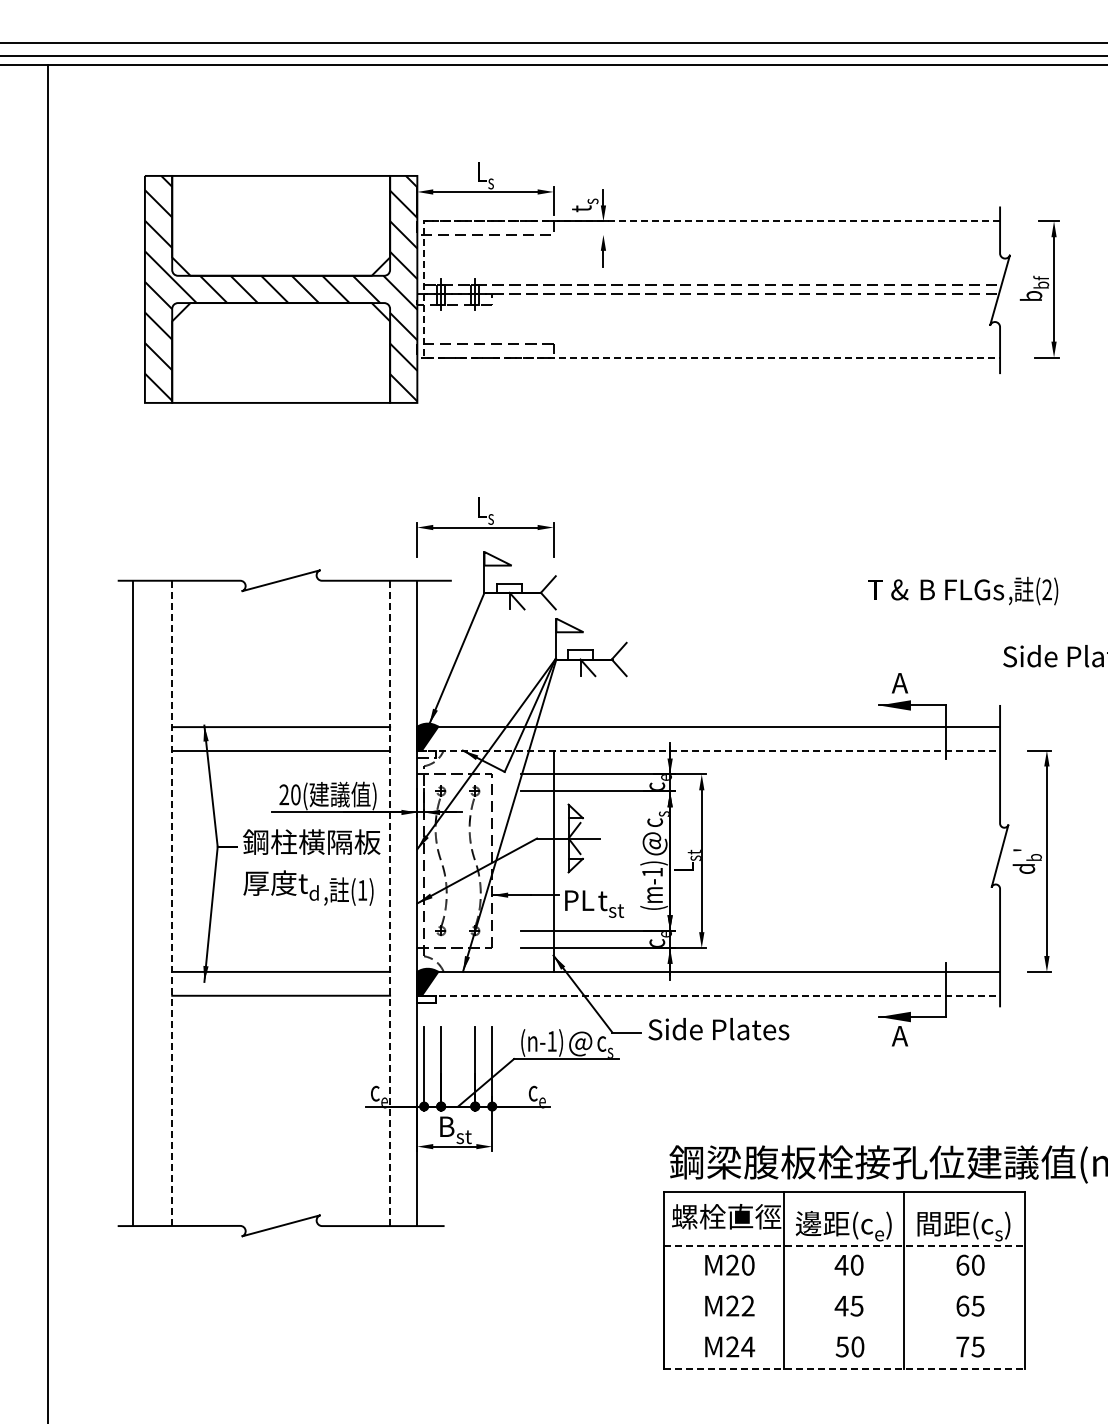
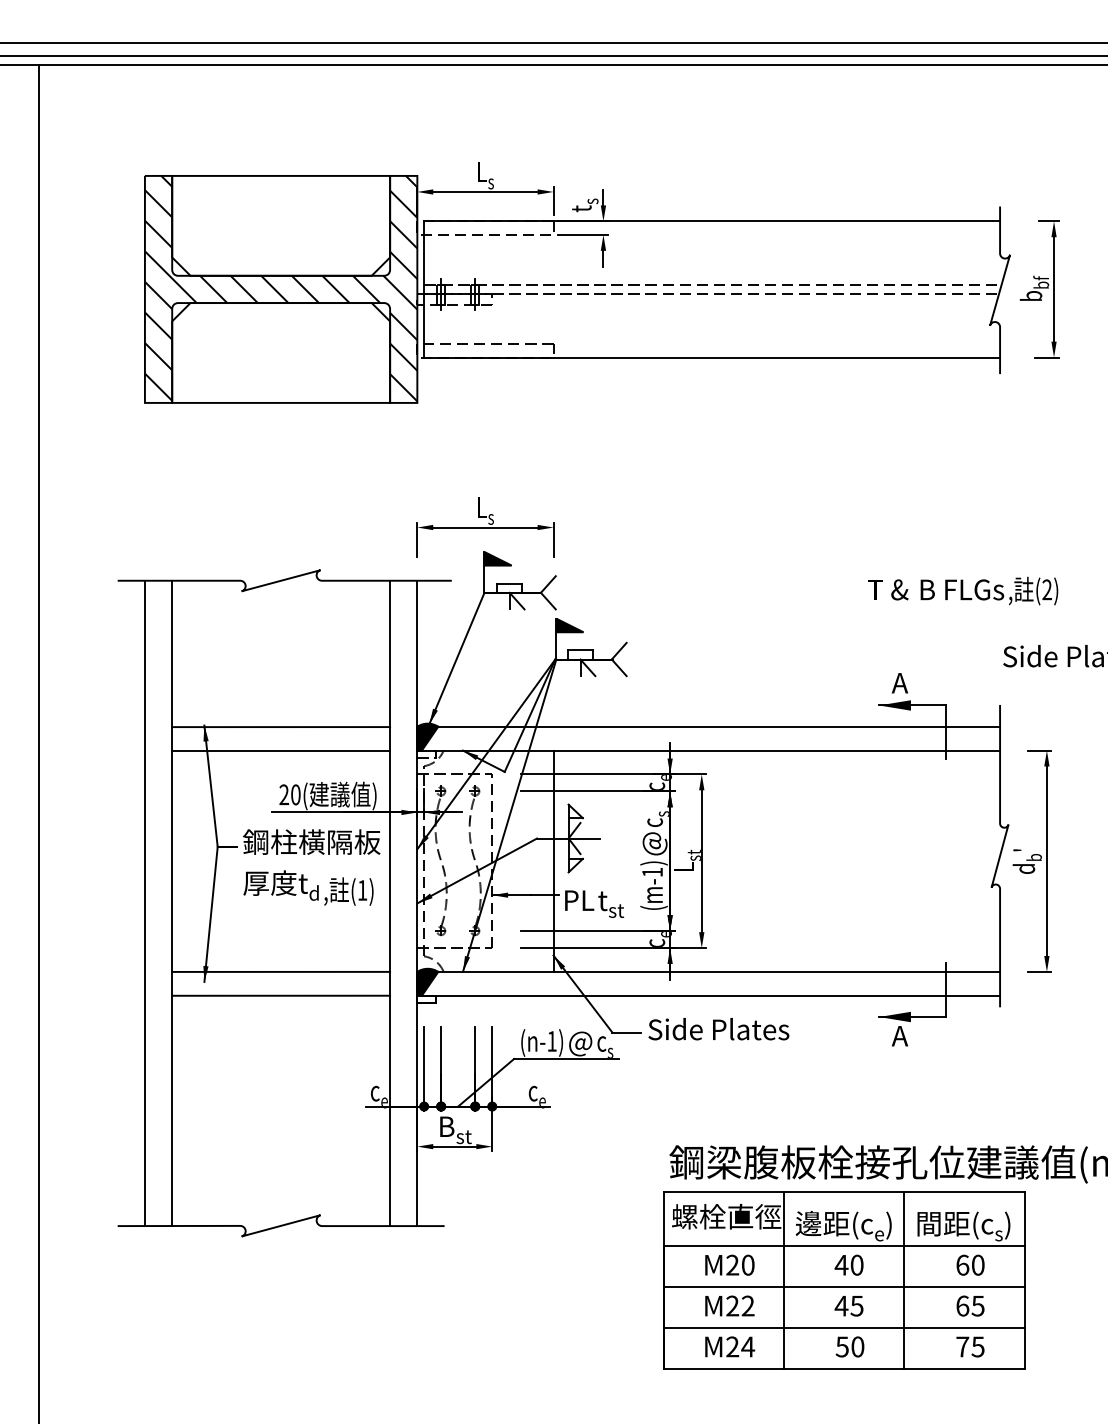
line: none -> present (582, 234)
line: dashed -> solid (424, 289)
fill: none -> present (497, 558)
fill: none -> present (569, 625)
line position: (48, 742) -> (39, 742) (39, 742)
line: dashed -> solid (709, 750)
line position: (132, 903) -> (144, 903) (144, 903)
line: dashed -> solid (172, 903)
line: dashed -> solid (390, 903)
line: dashed -> solid (709, 995)
line: dashed -> solid (844, 1246)
line: none -> present (843, 1287)
line: none -> present (843, 1328)
line: dashed -> solid (844, 1368)
